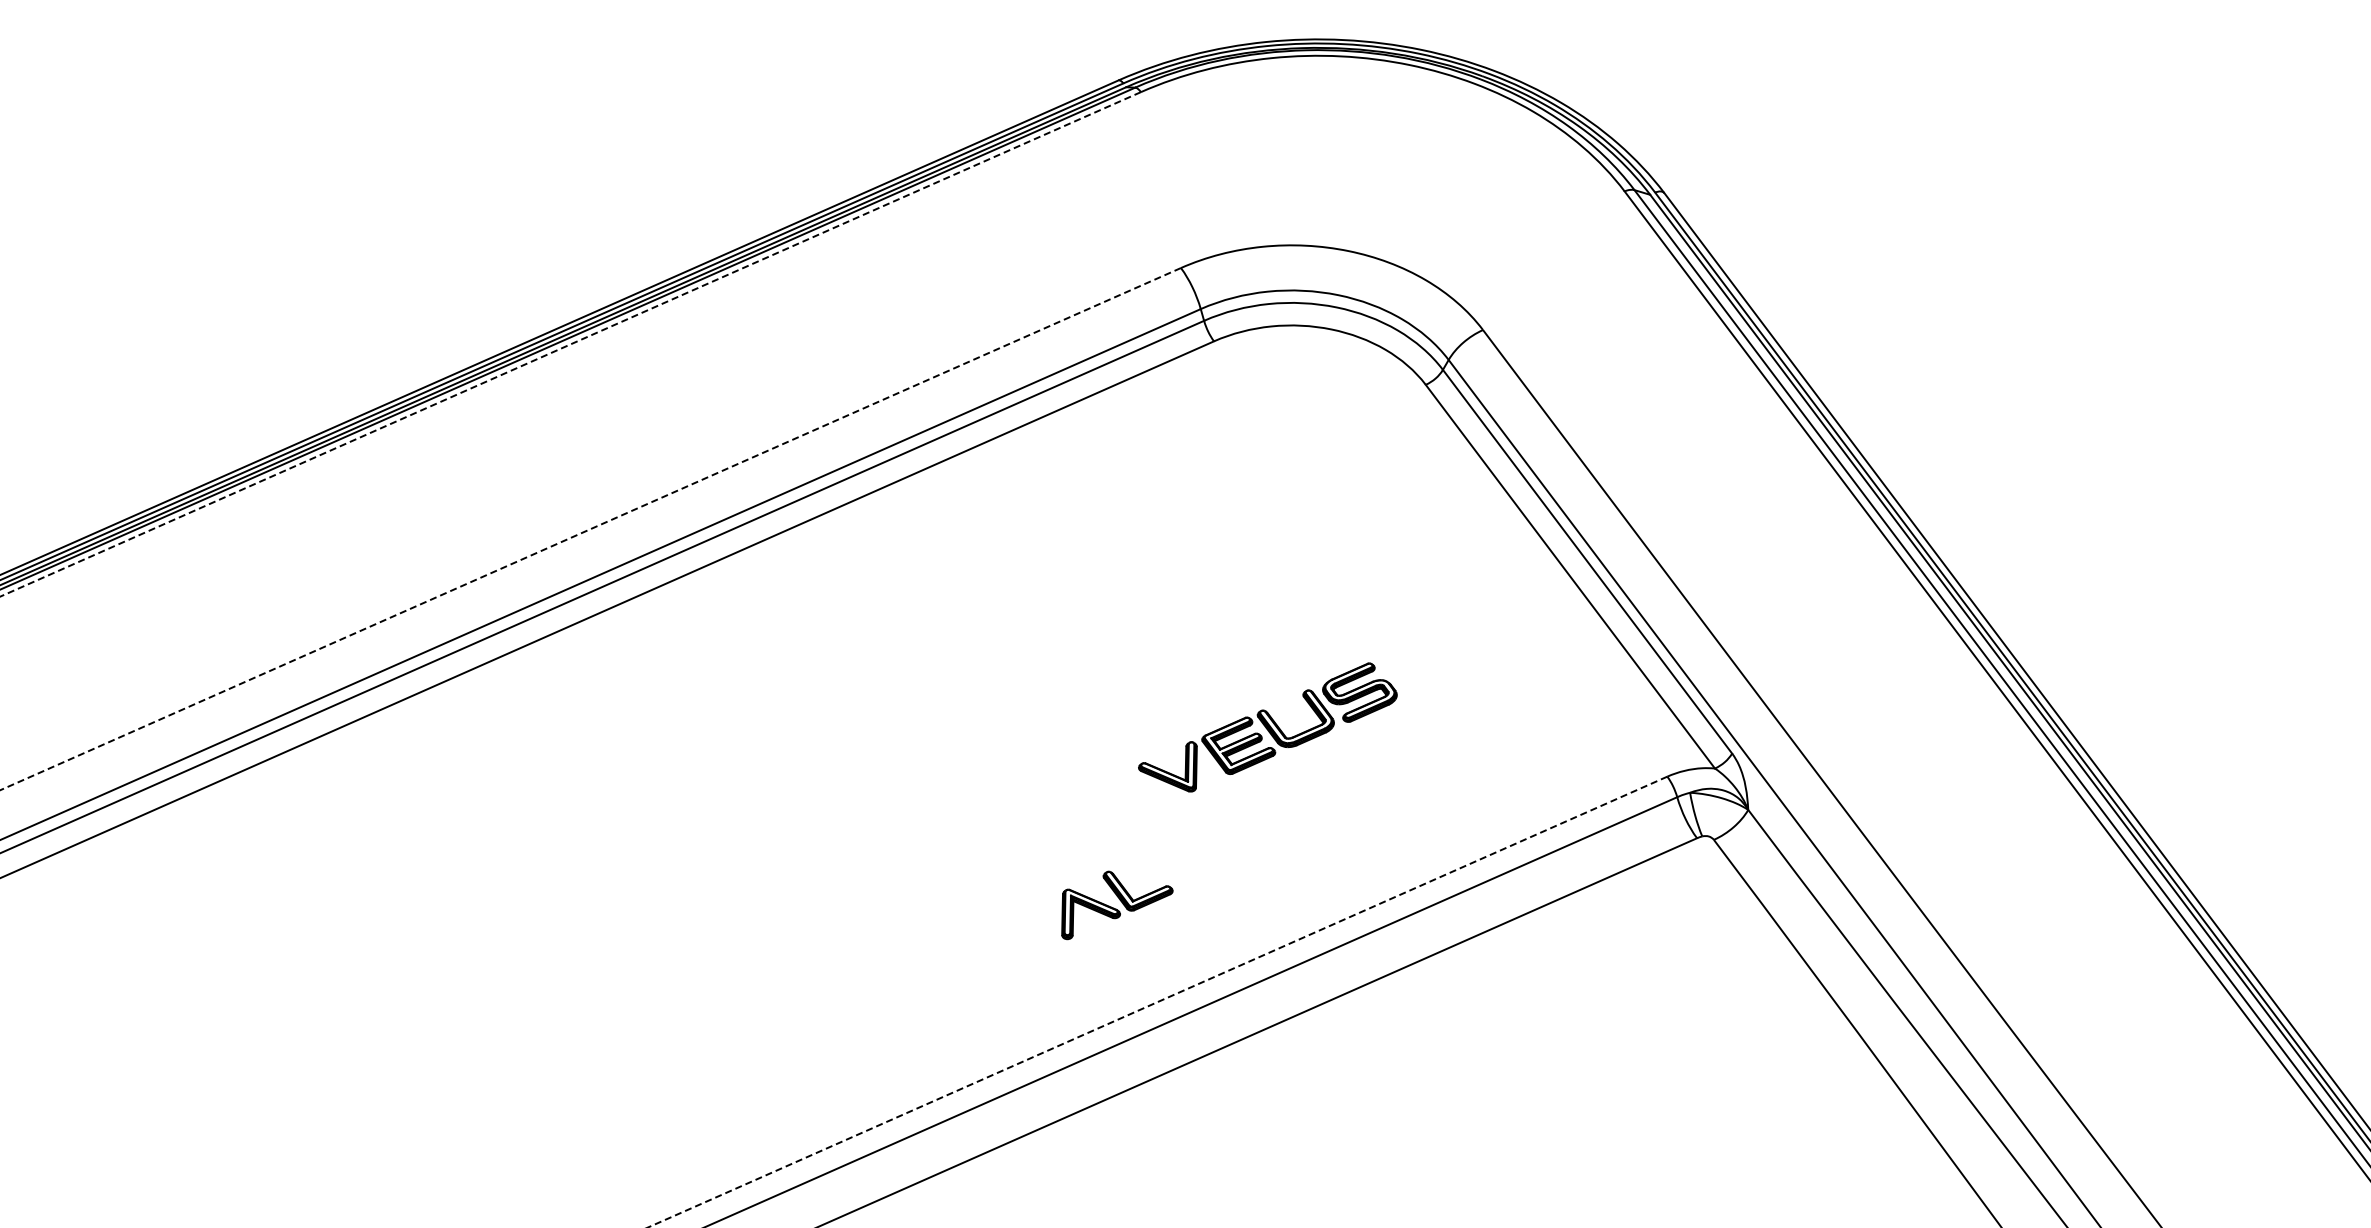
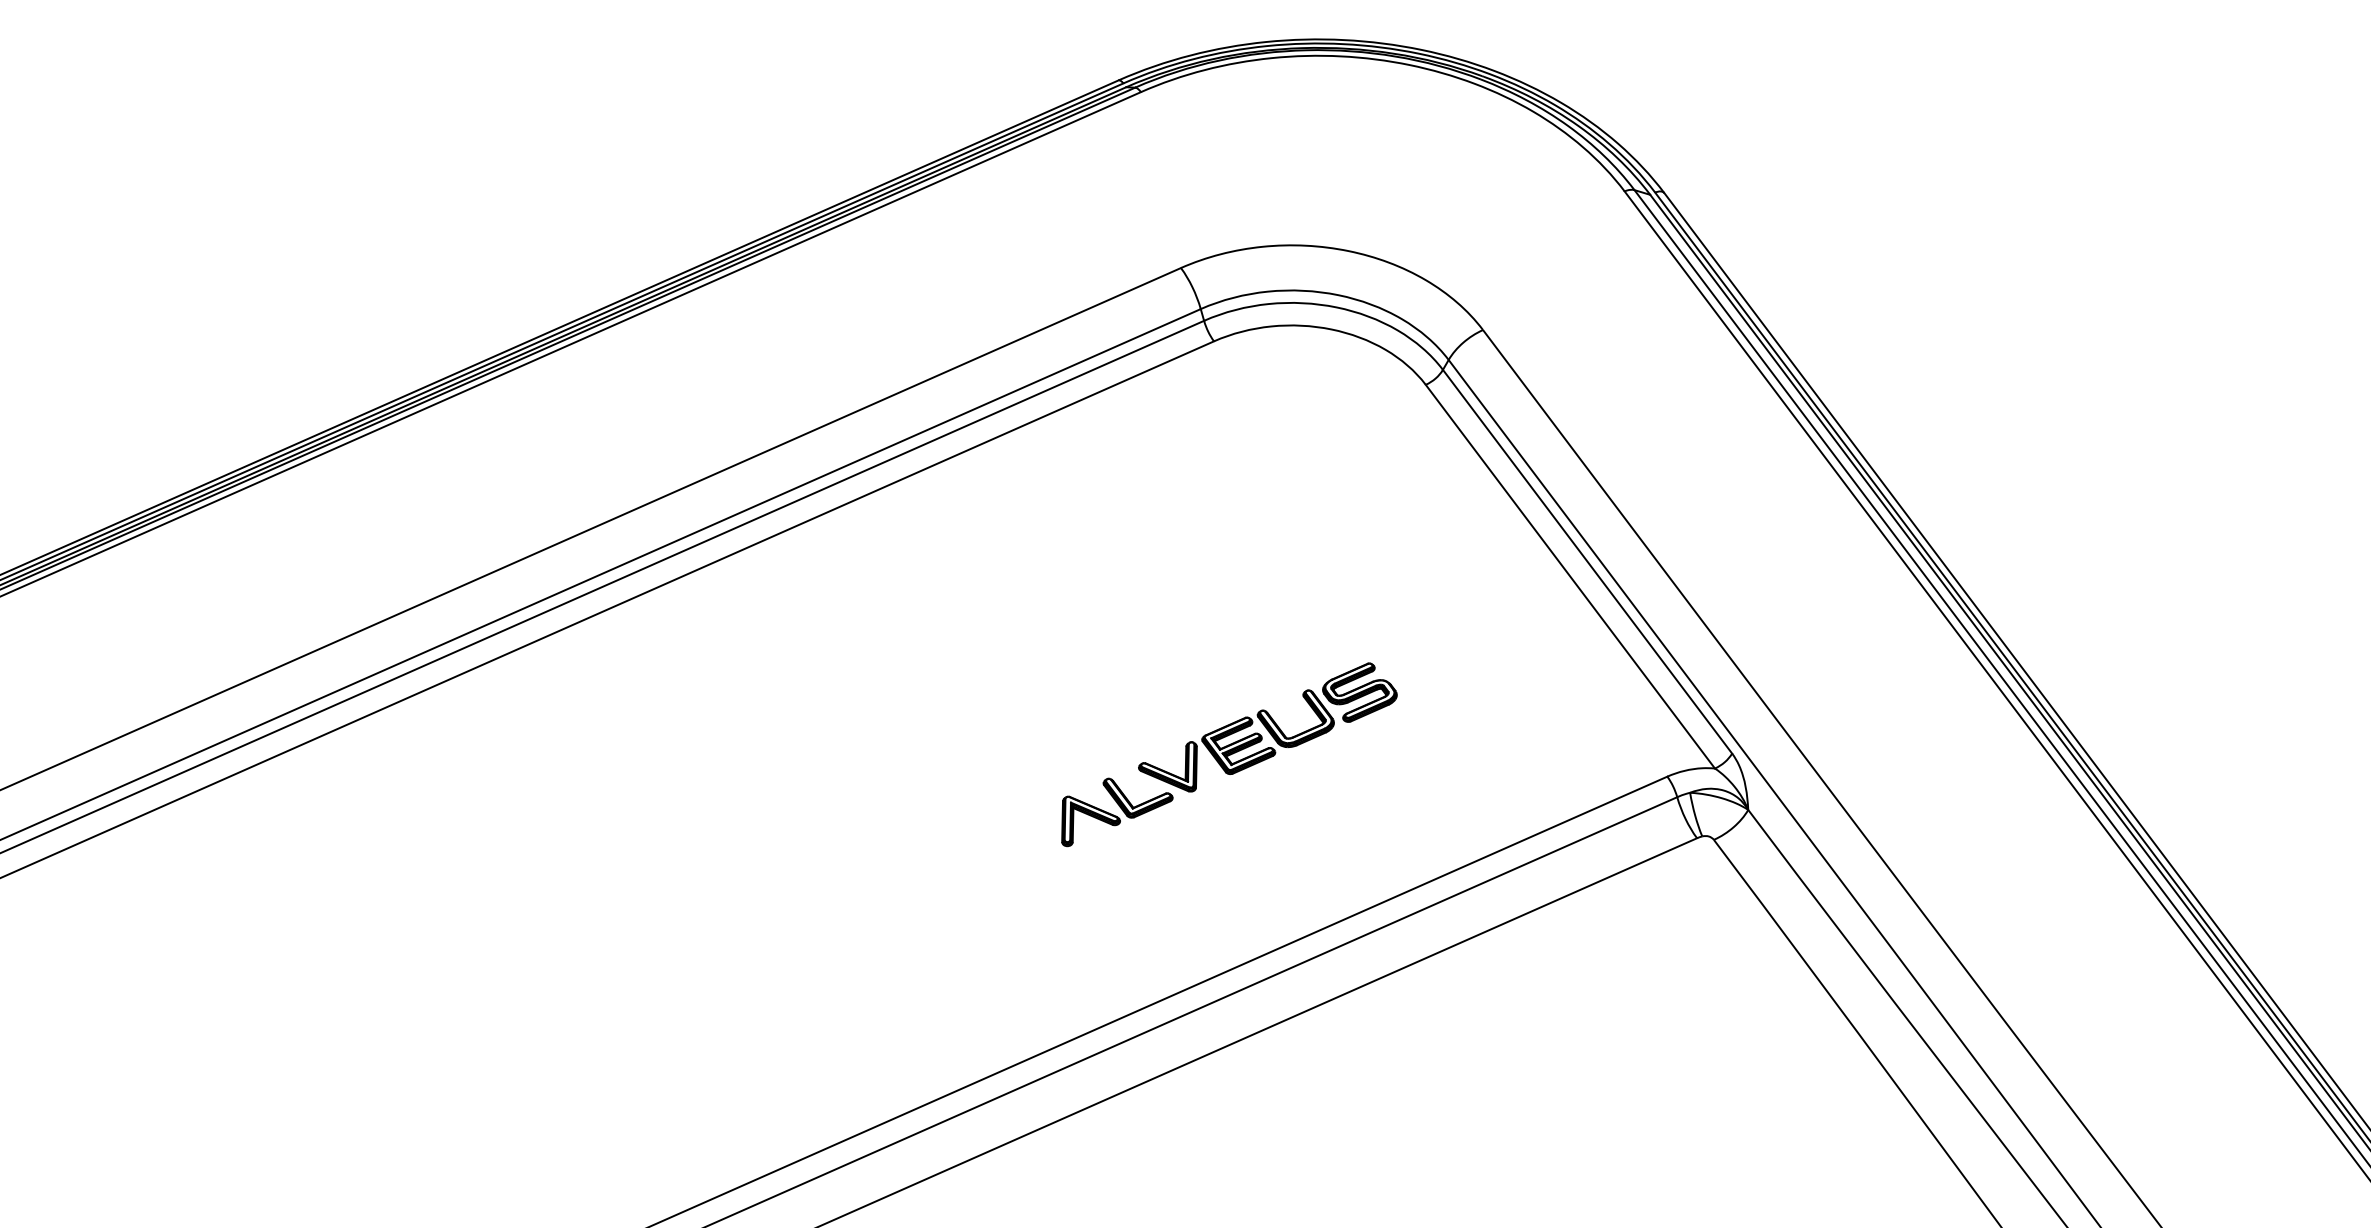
line: dashed -> solid (570, 344)
line: dashed -> solid (590, 529)
part position: (1117, 905) -> (1117, 812) (1117, 812)
line: dashed -> solid (1157, 1002)
